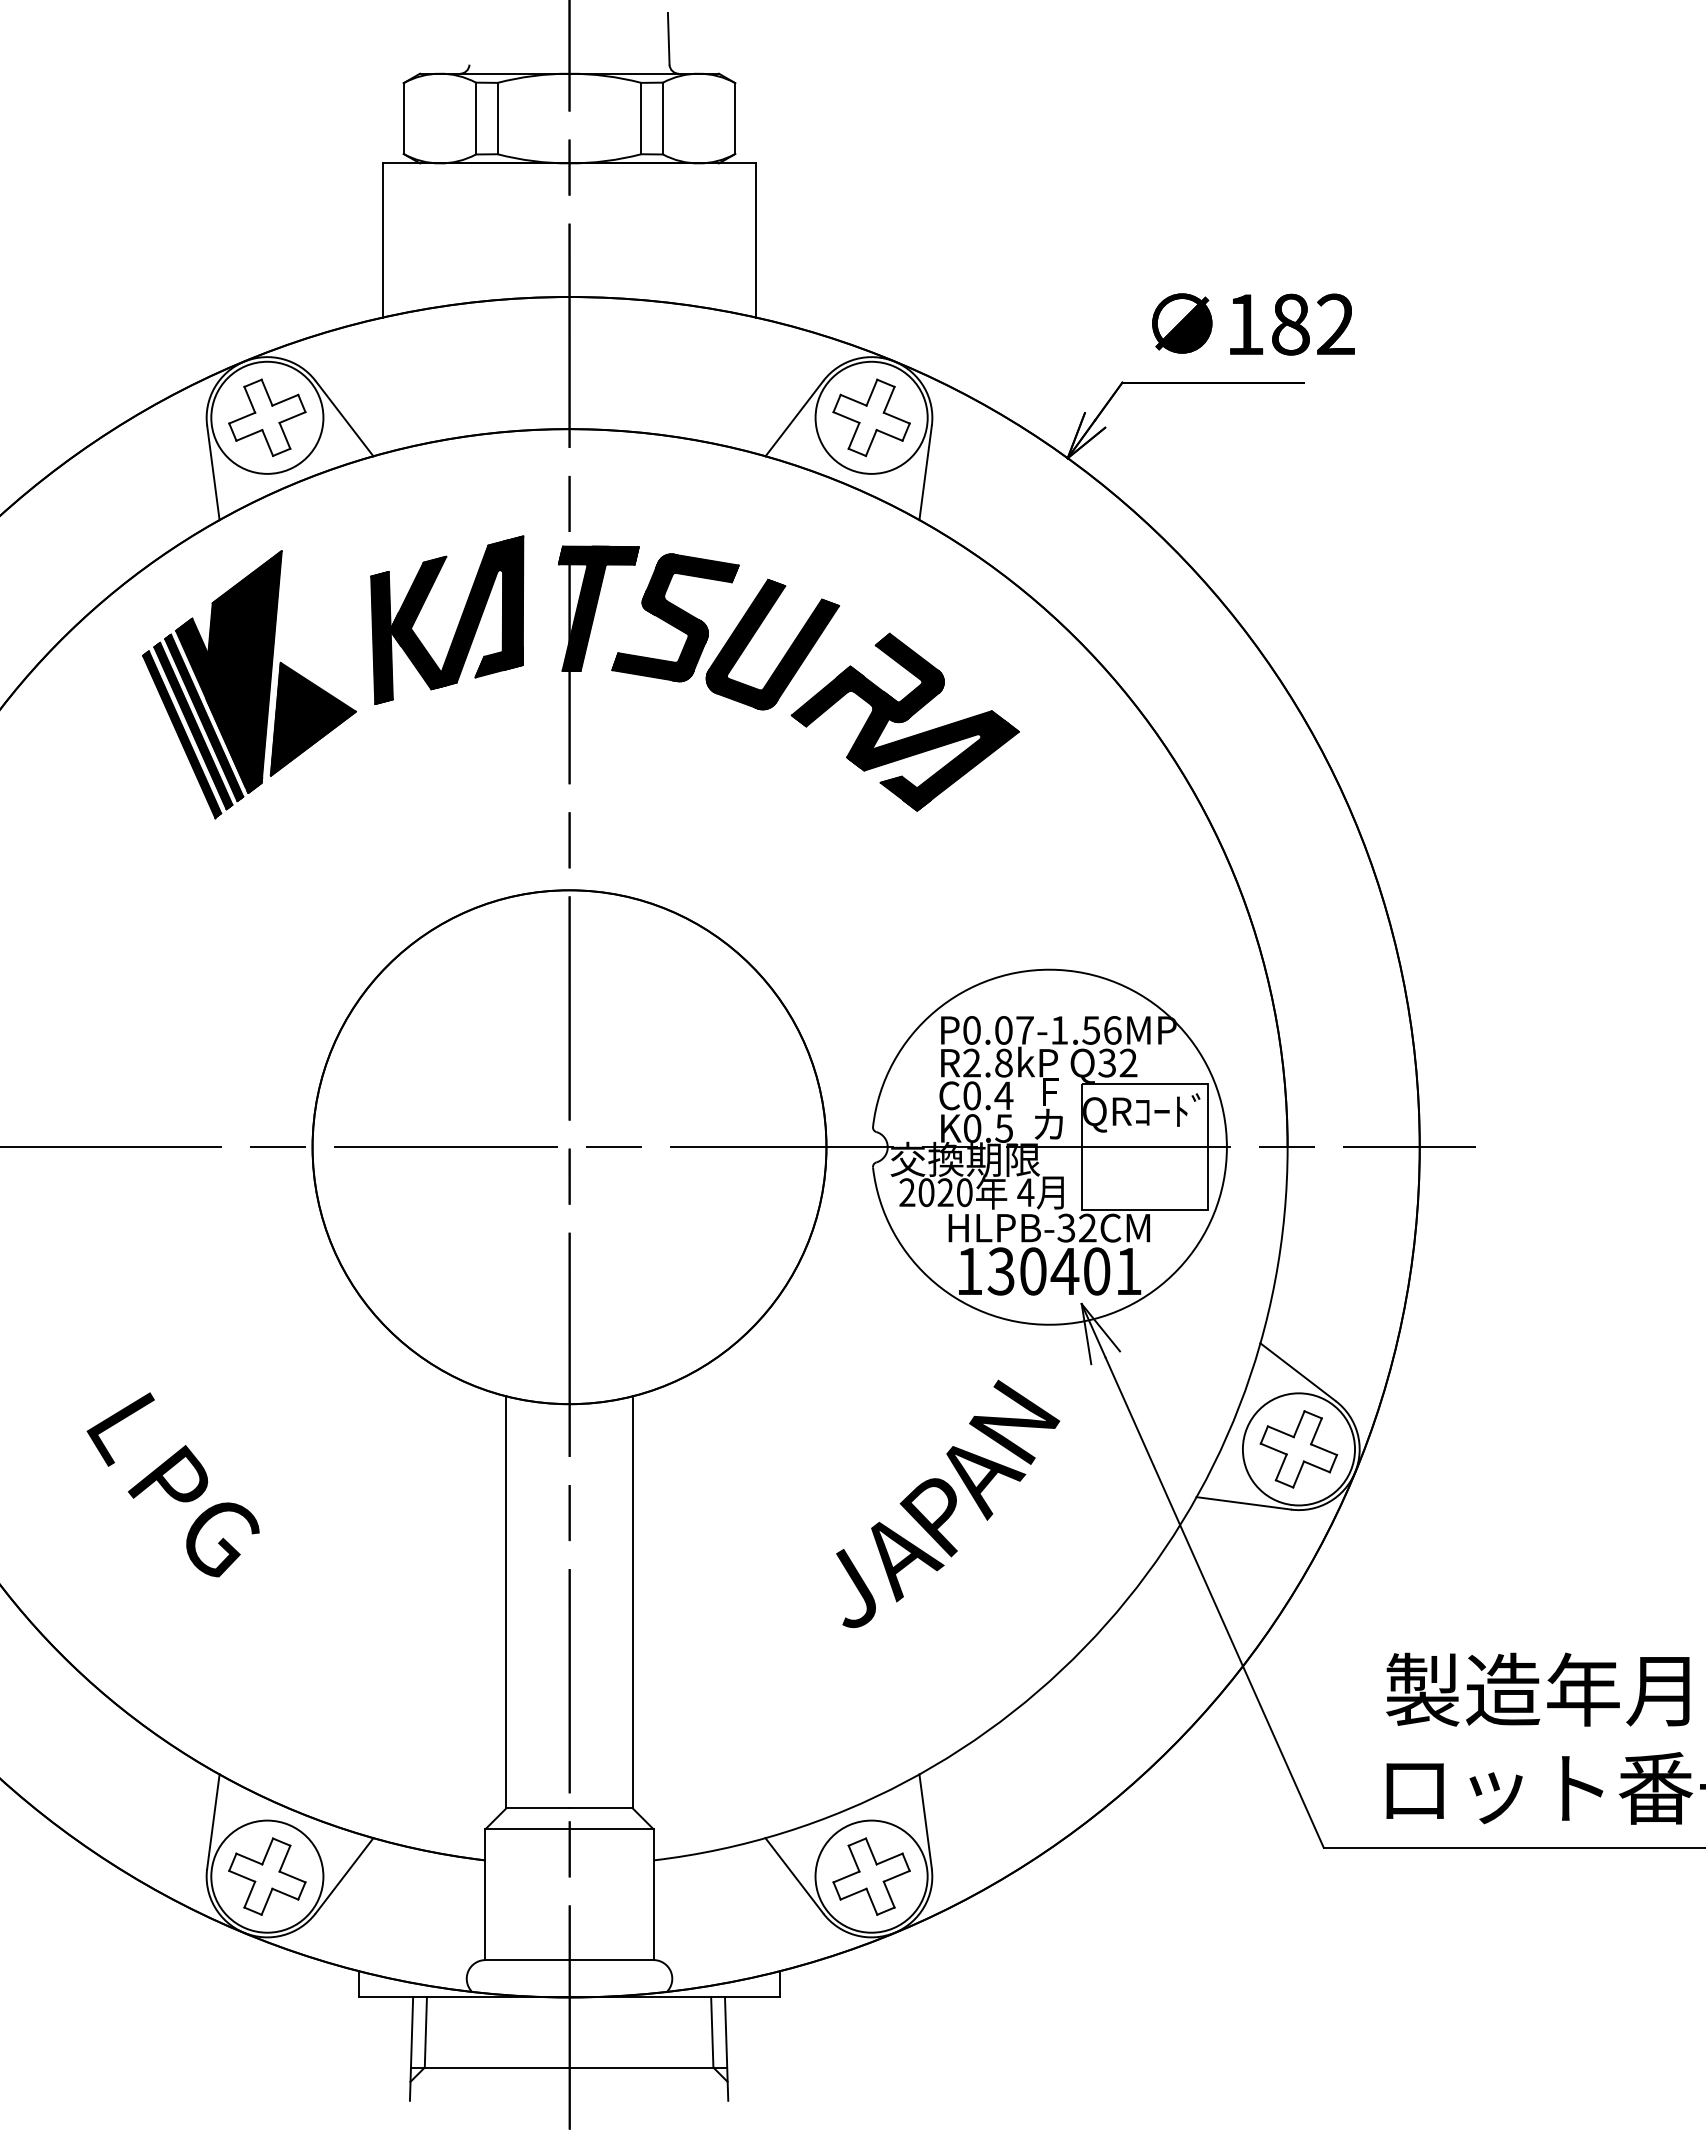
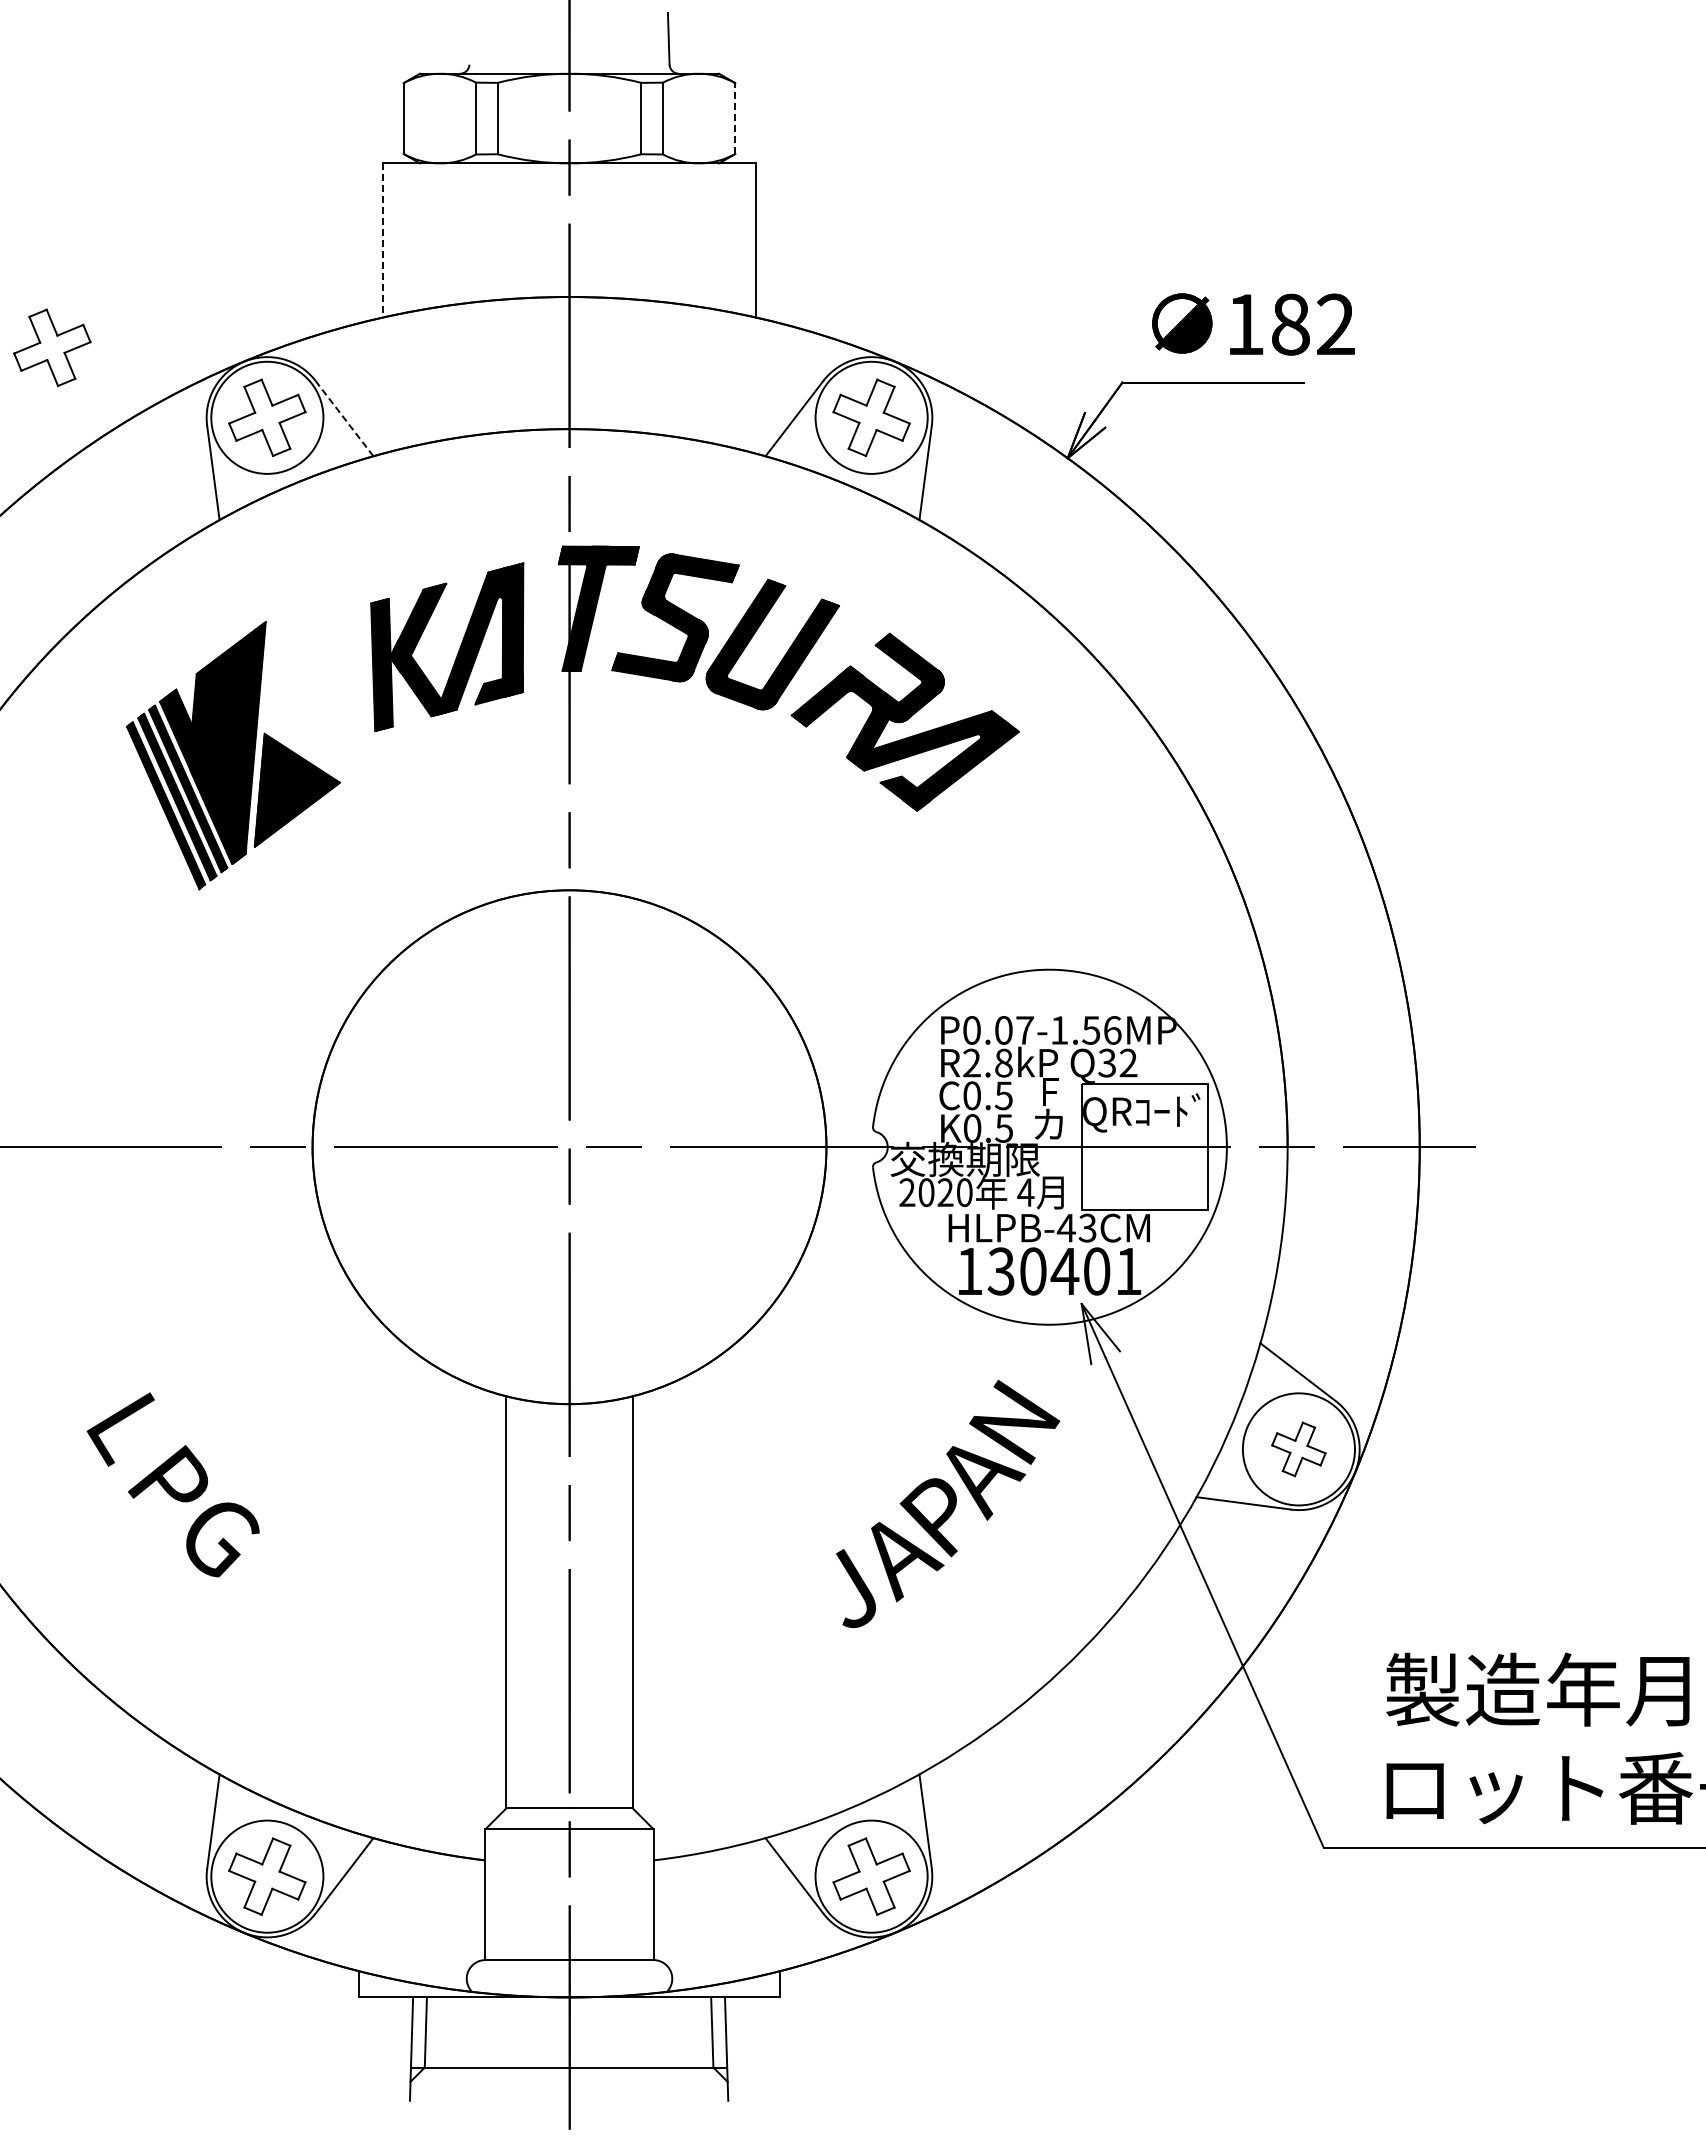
line: solid -> dashed (735, 118)
line: solid -> dashed (382, 241)
part: none -> present (52, 347)
line: solid -> dashed (344, 418)
part position: (457, 625) -> (457, 652) (457, 652)
part position: (249, 684) -> (233, 755) (233, 755)
text: C0.4 -> C0.5 (1003, 1095)
text: HLPB-32CM -> HLPB-43CM (1076, 1227)
part size: 80x79 px -> 56x57 px (1298, 1449)
